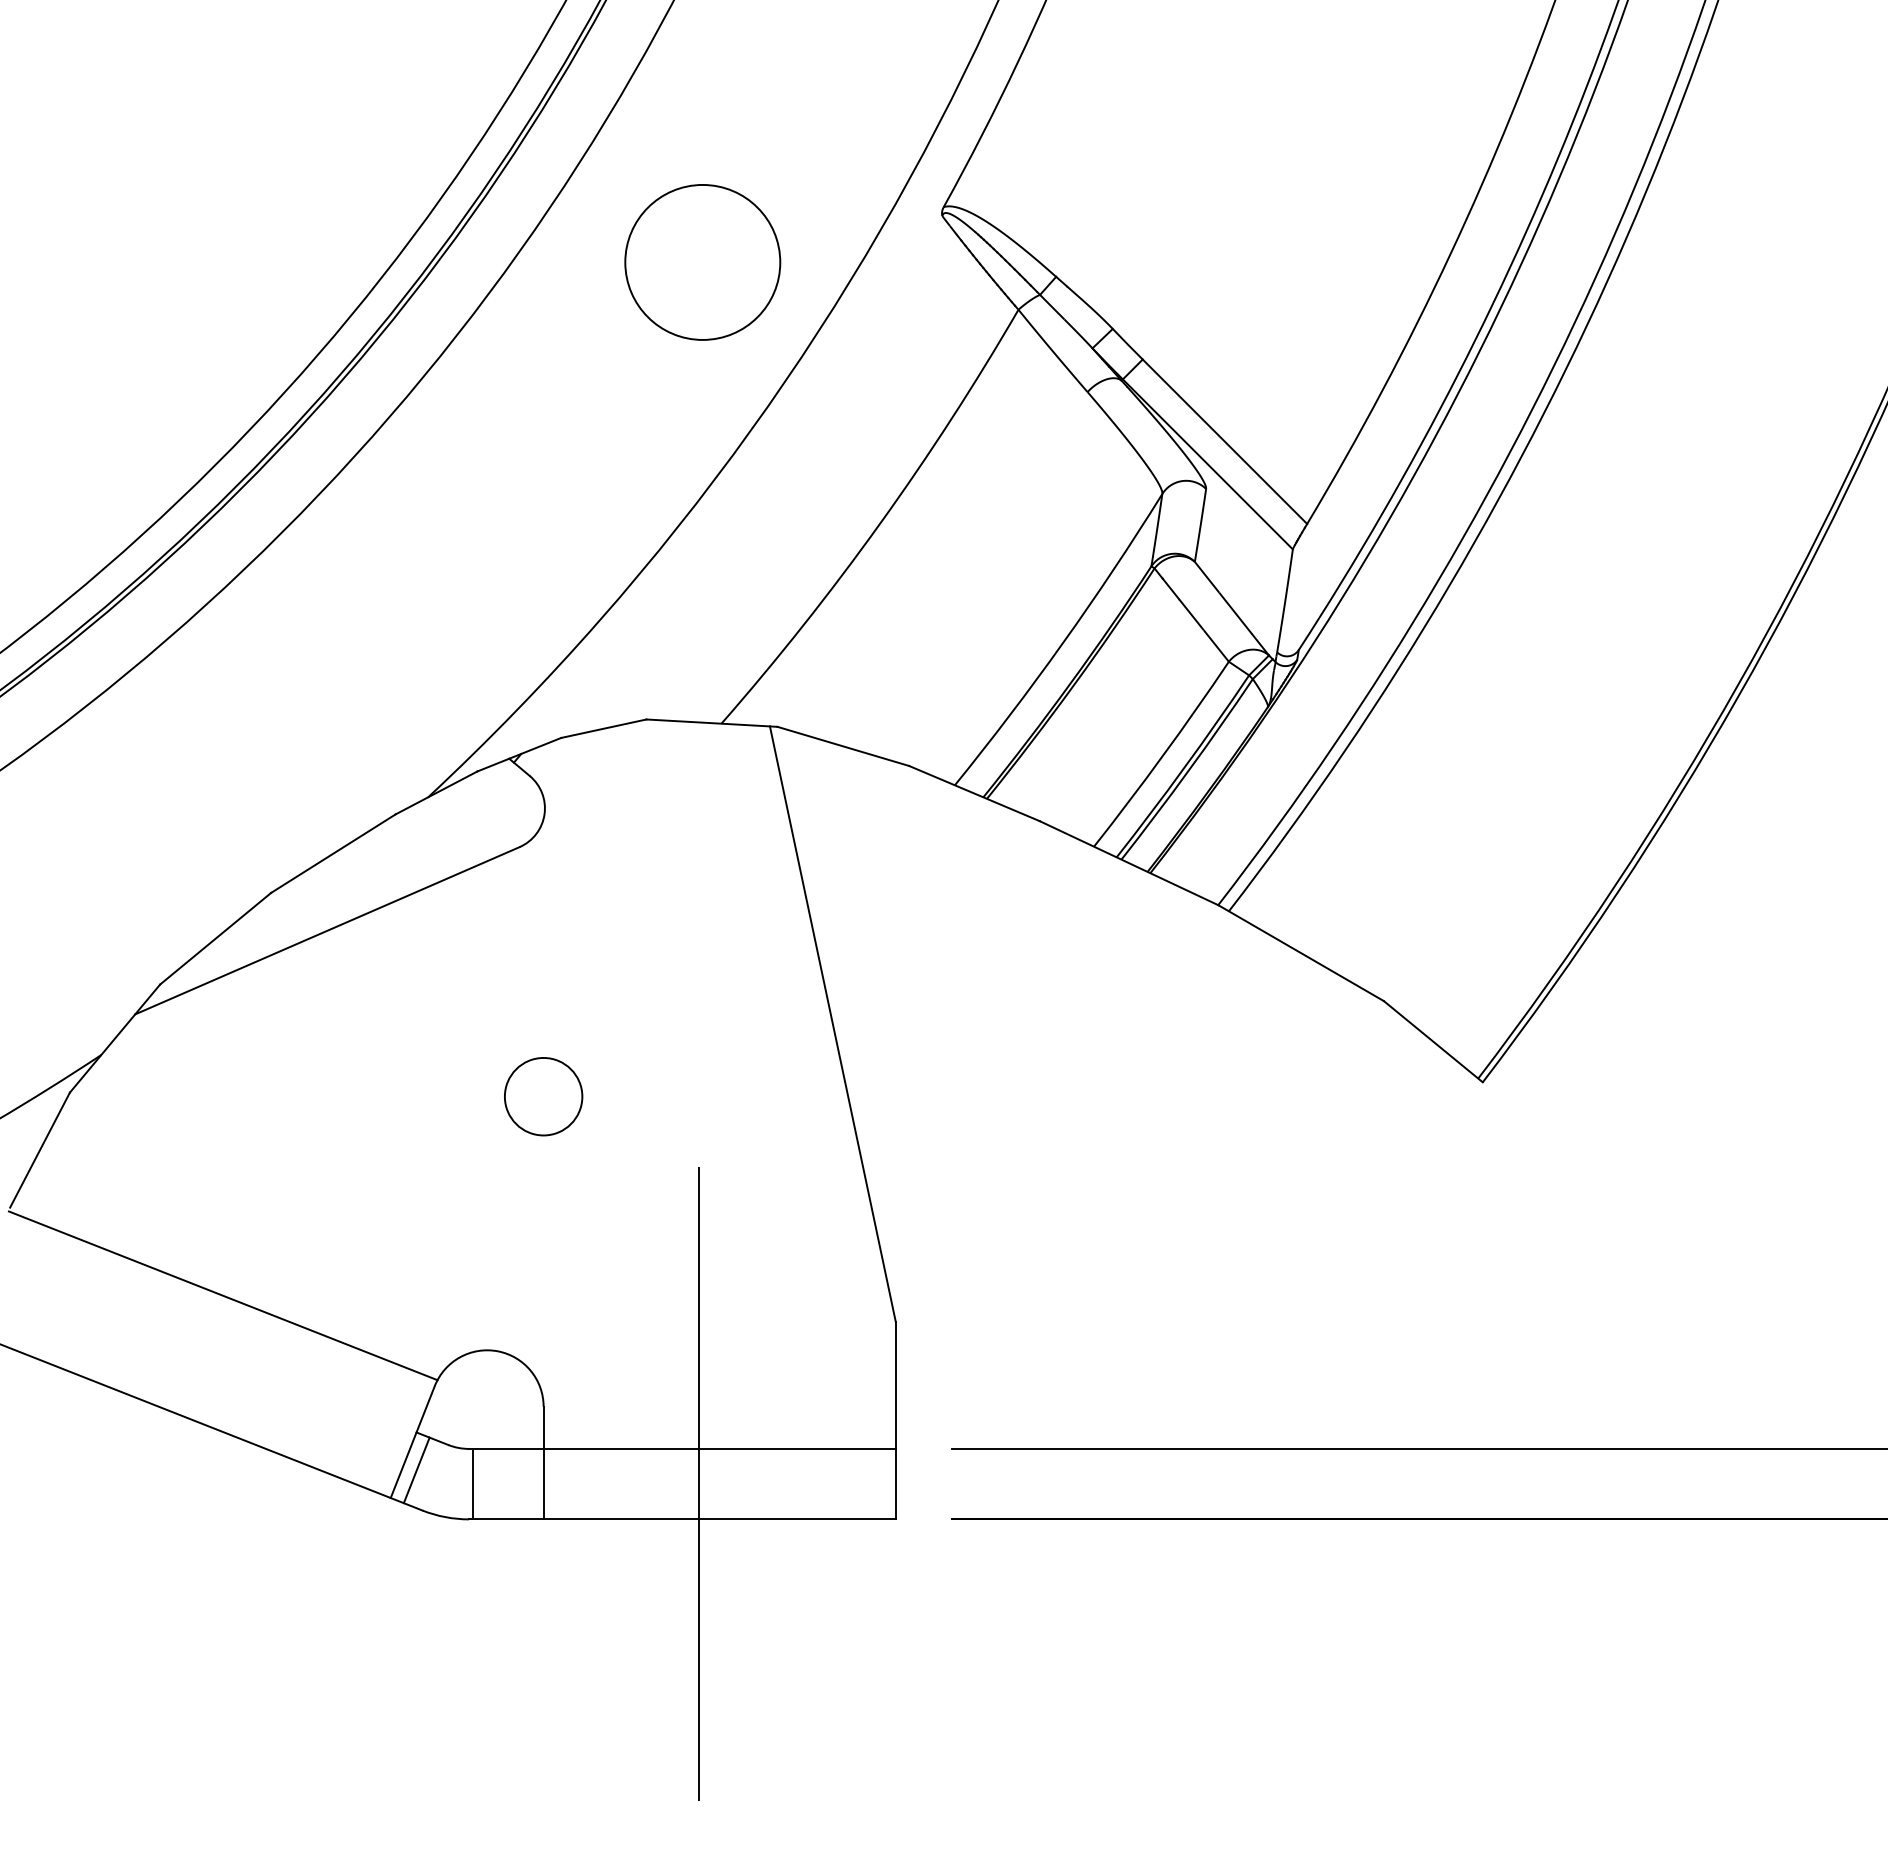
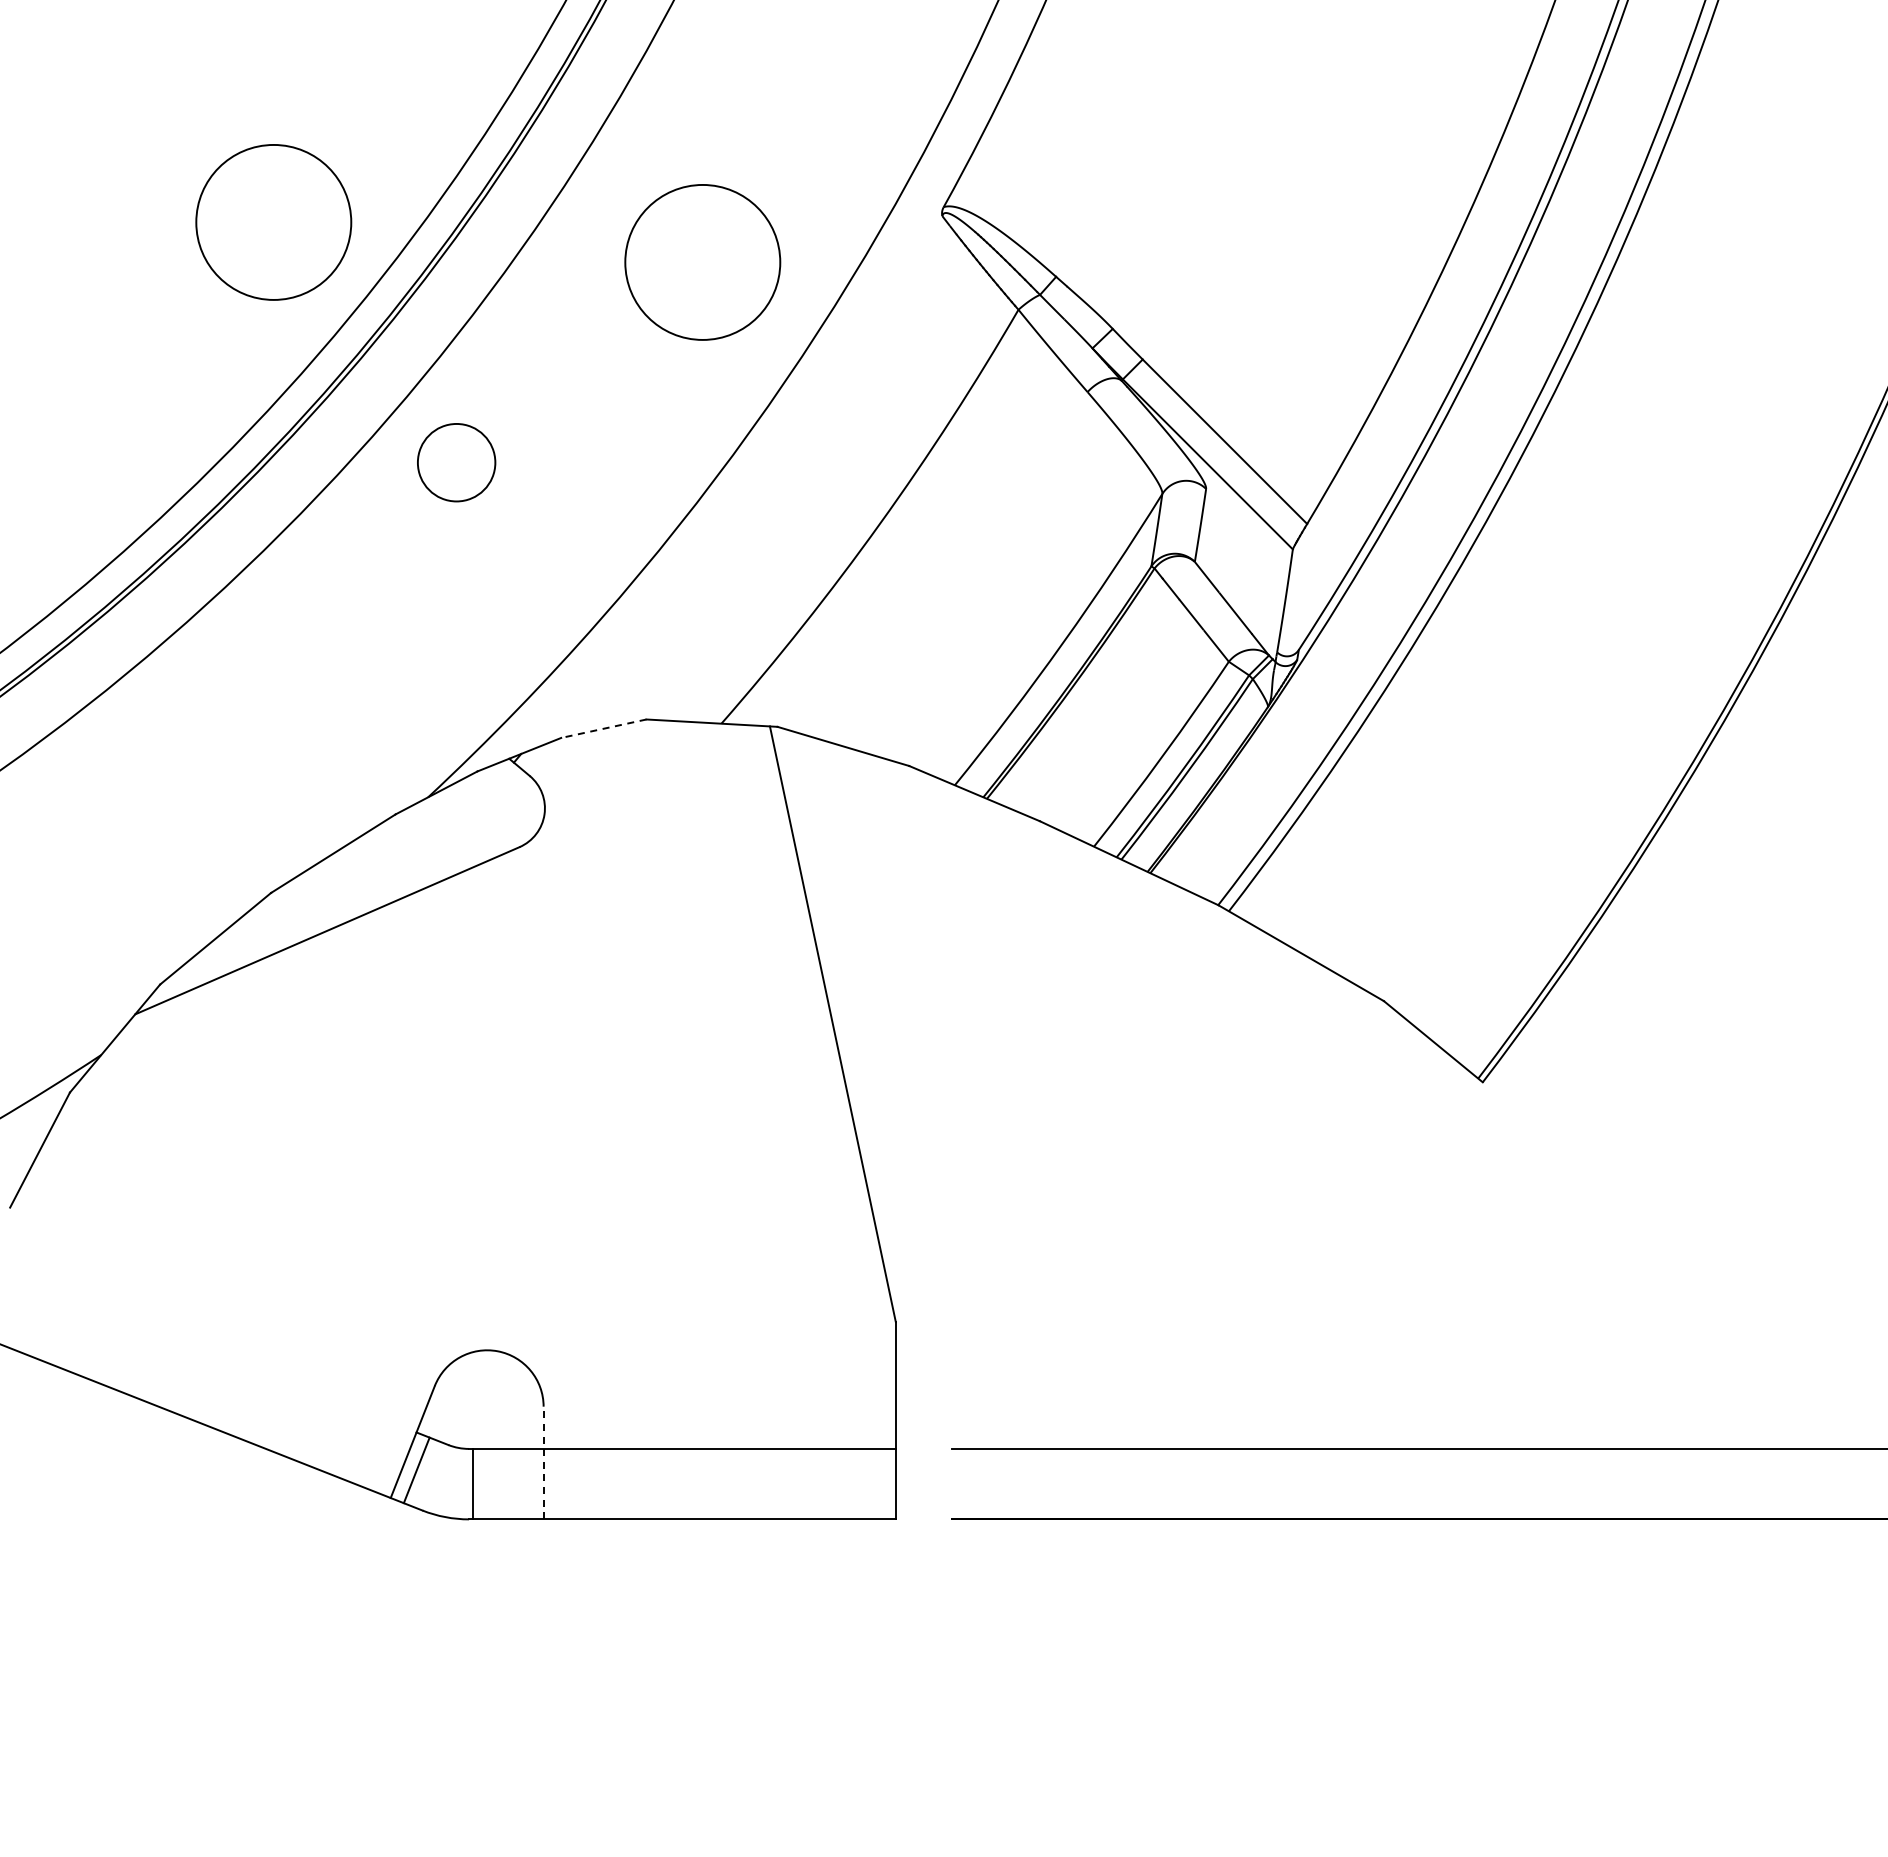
circle: none -> present (273, 222)
line: solid -> dashed (603, 728)
circle position: (543, 1096) -> (456, 462) (456, 462)
line: present -> none (222, 1295)
line: solid -> dashed (543, 1462)
line: present -> none (698, 1484)
